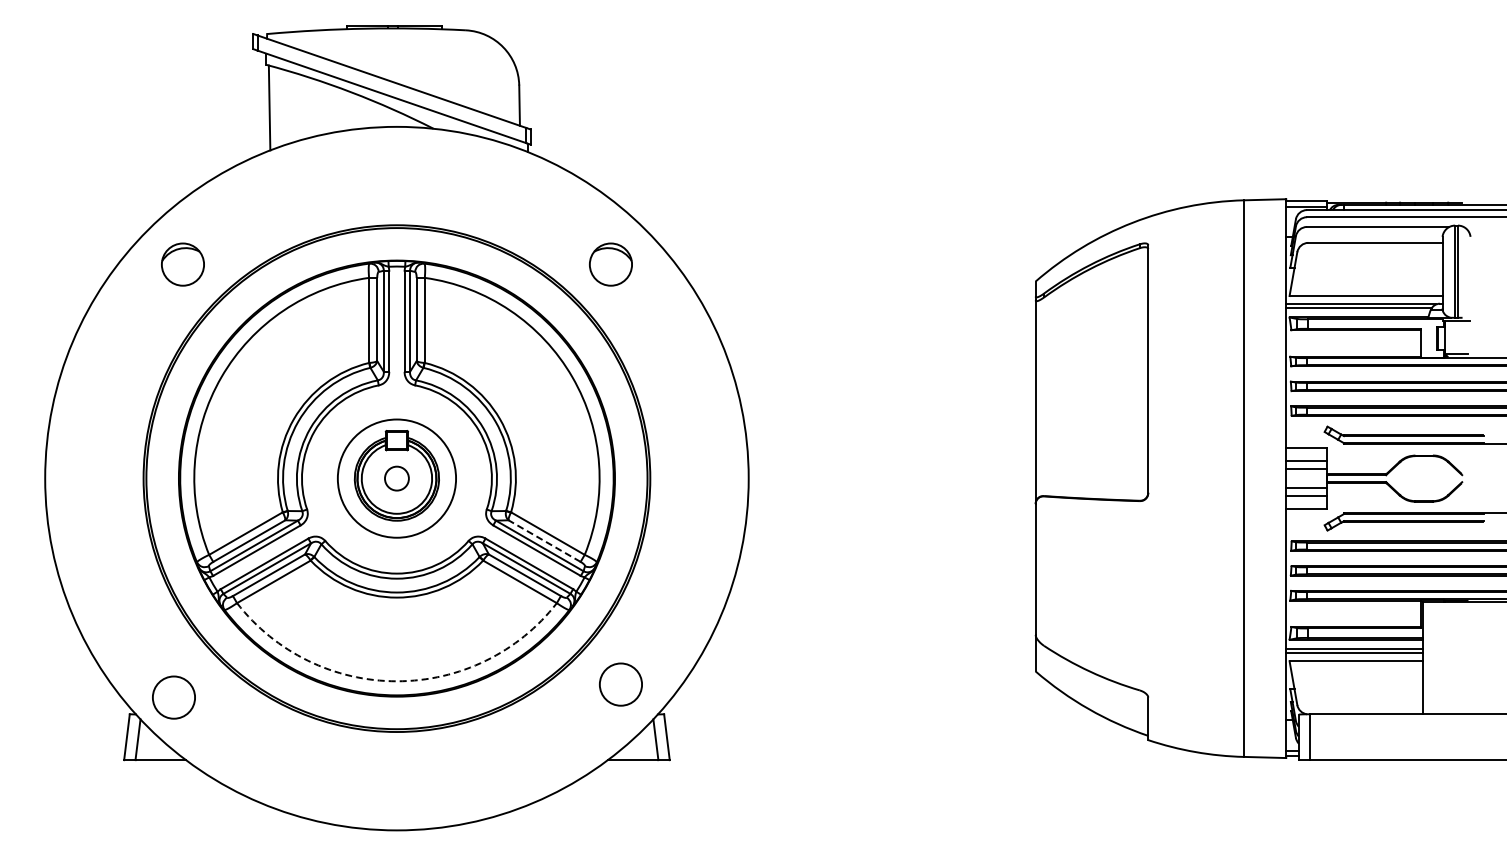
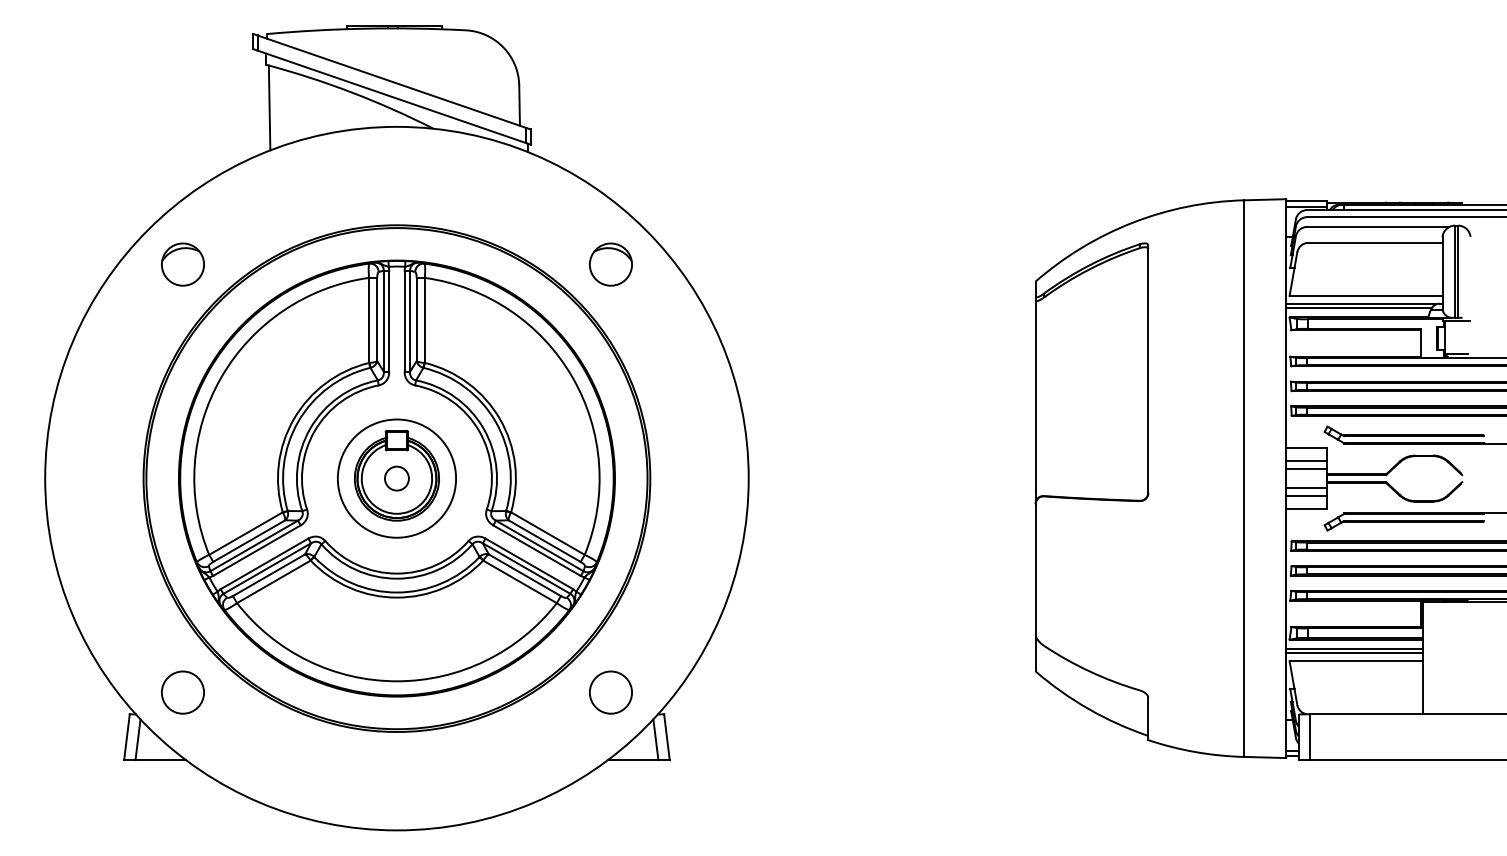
line: dashed -> solid (544, 541)
arc: dashed -> solid (396, 681)
circle position: (620, 684) -> (610, 692) (610, 692)
circle position: (173, 697) -> (182, 692) (182, 692)
